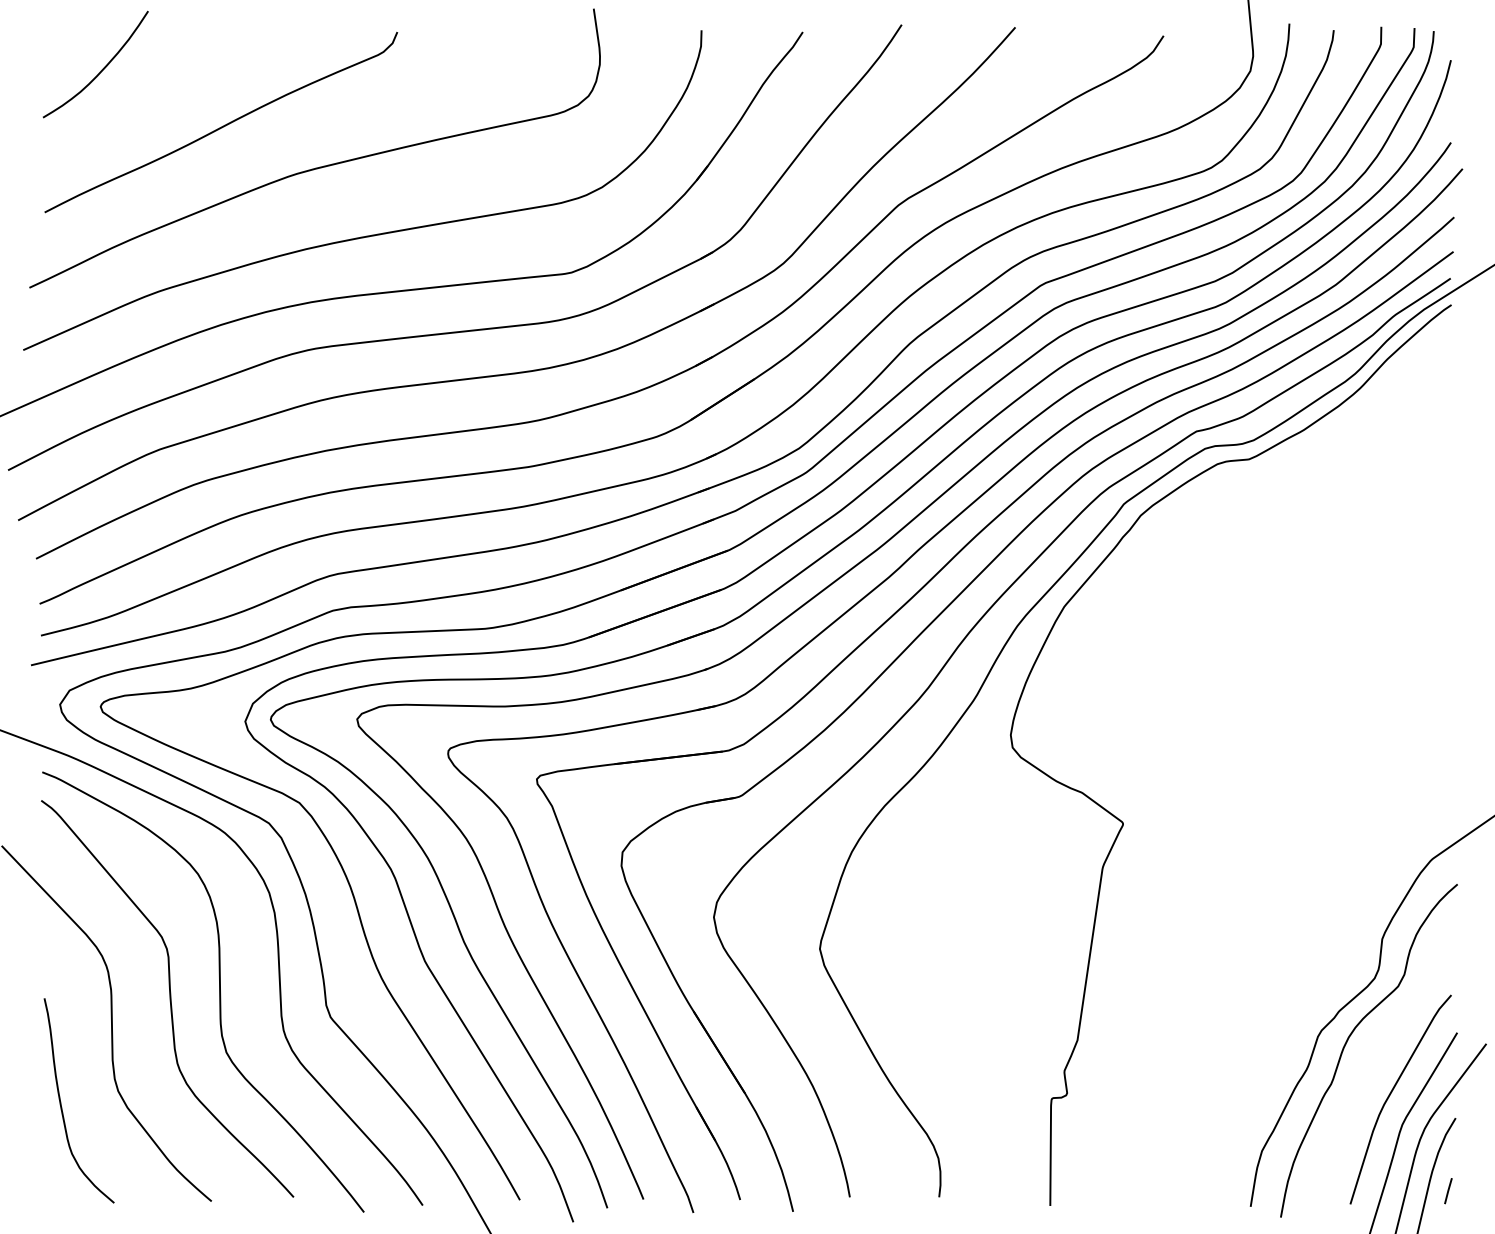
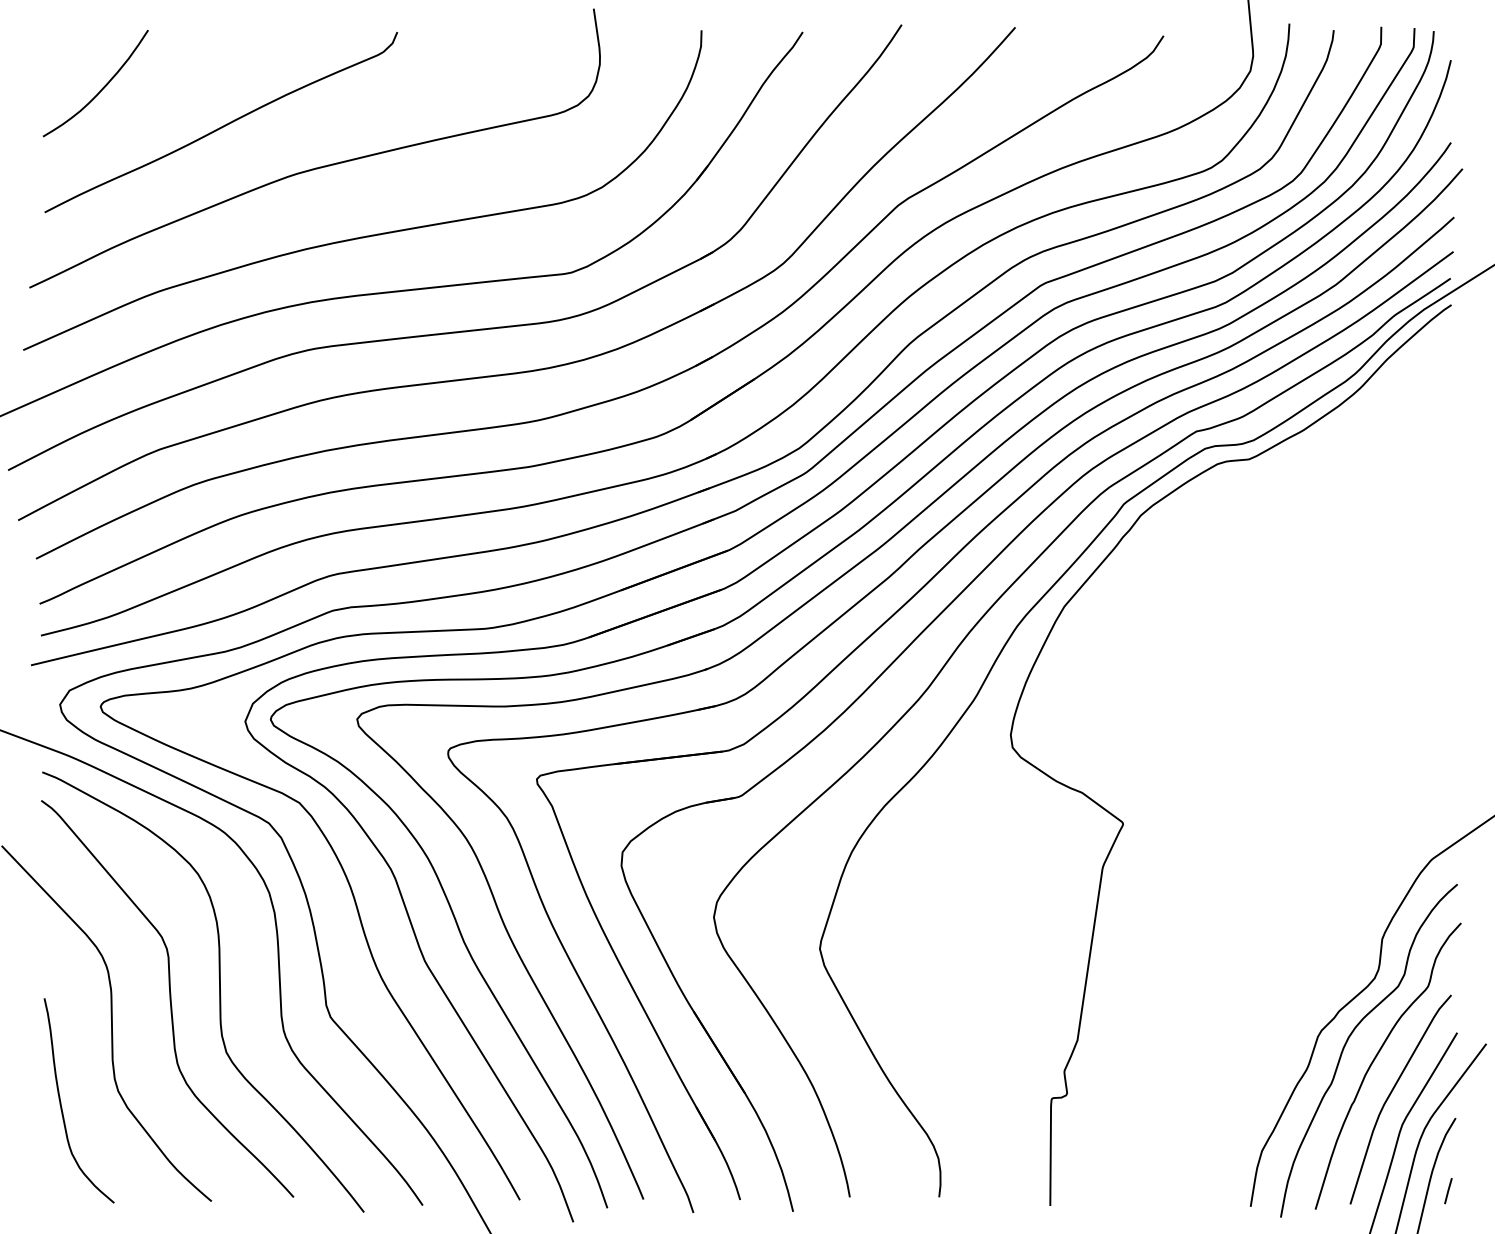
curve position: (101, 69) -> (101, 88) (101, 88)
curve: none -> present (1375, 1059)
